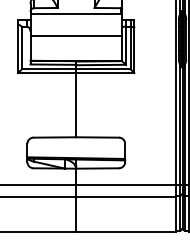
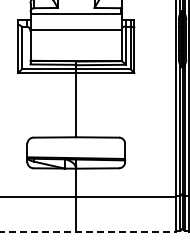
line position: (76, 36) -> (76, 30) (76, 30)
line: present -> none (94, 184)
line: solid -> dashed (88, 231)
